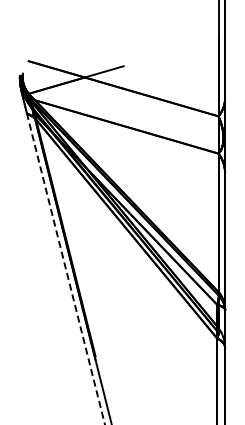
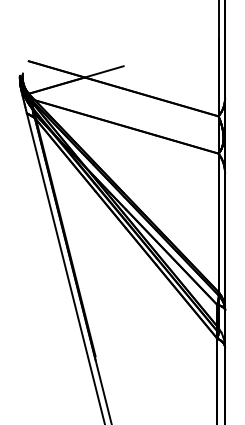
line: dashed -> solid (65, 269)
